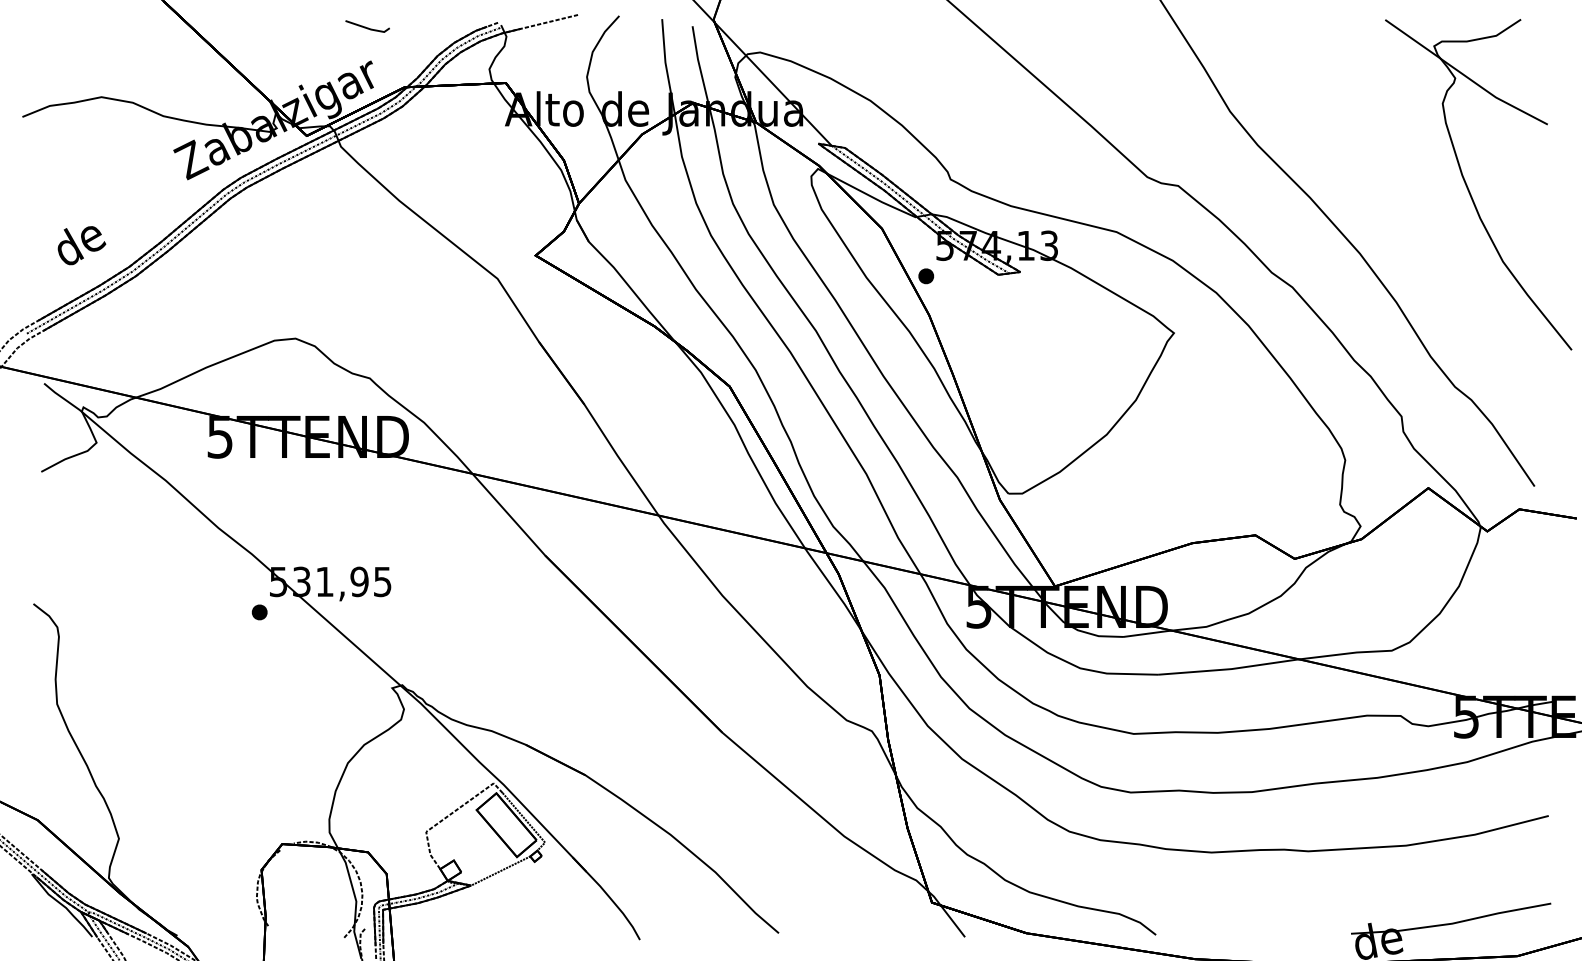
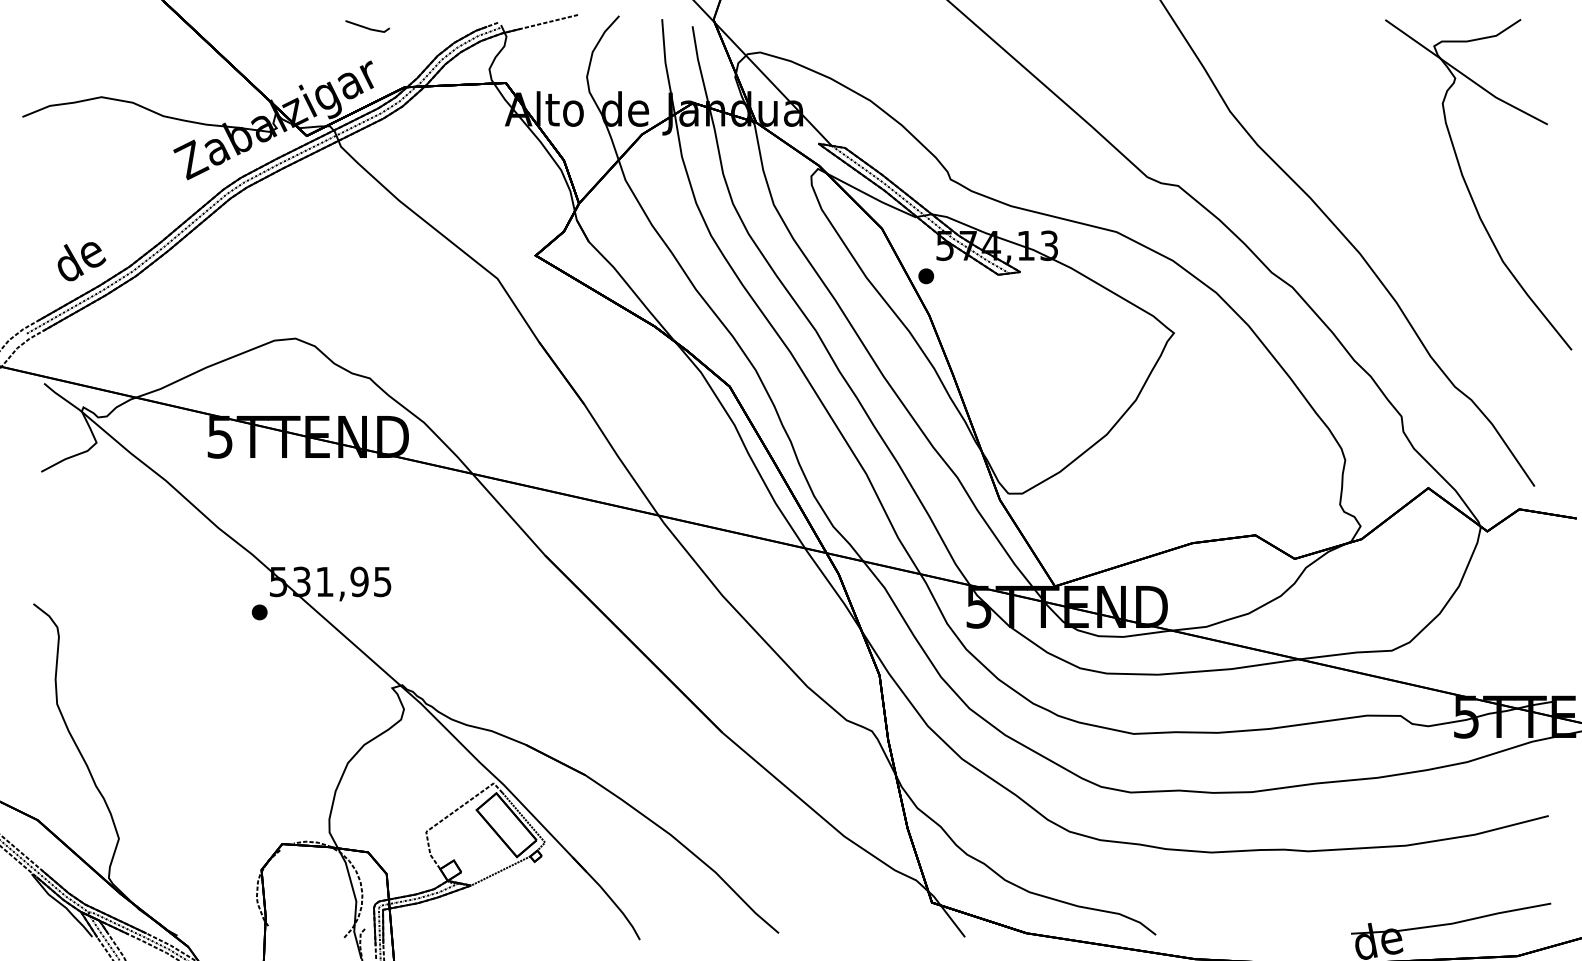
text position: (81, 245) -> (81, 261) (81, 261)
